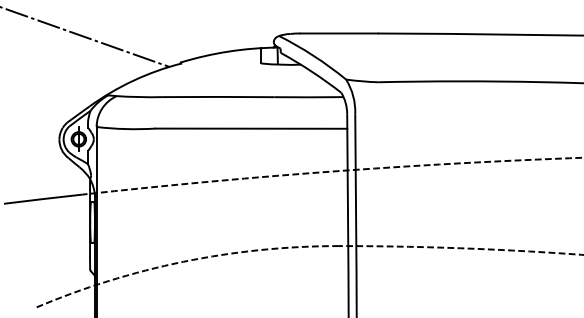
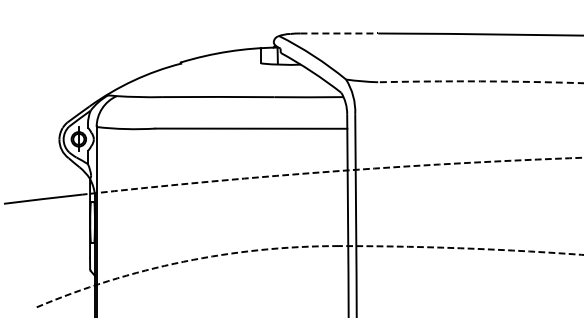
line: solid -> dashed (339, 33)
line: present -> none (85, 36)
arc: solid -> dashed (481, 81)
